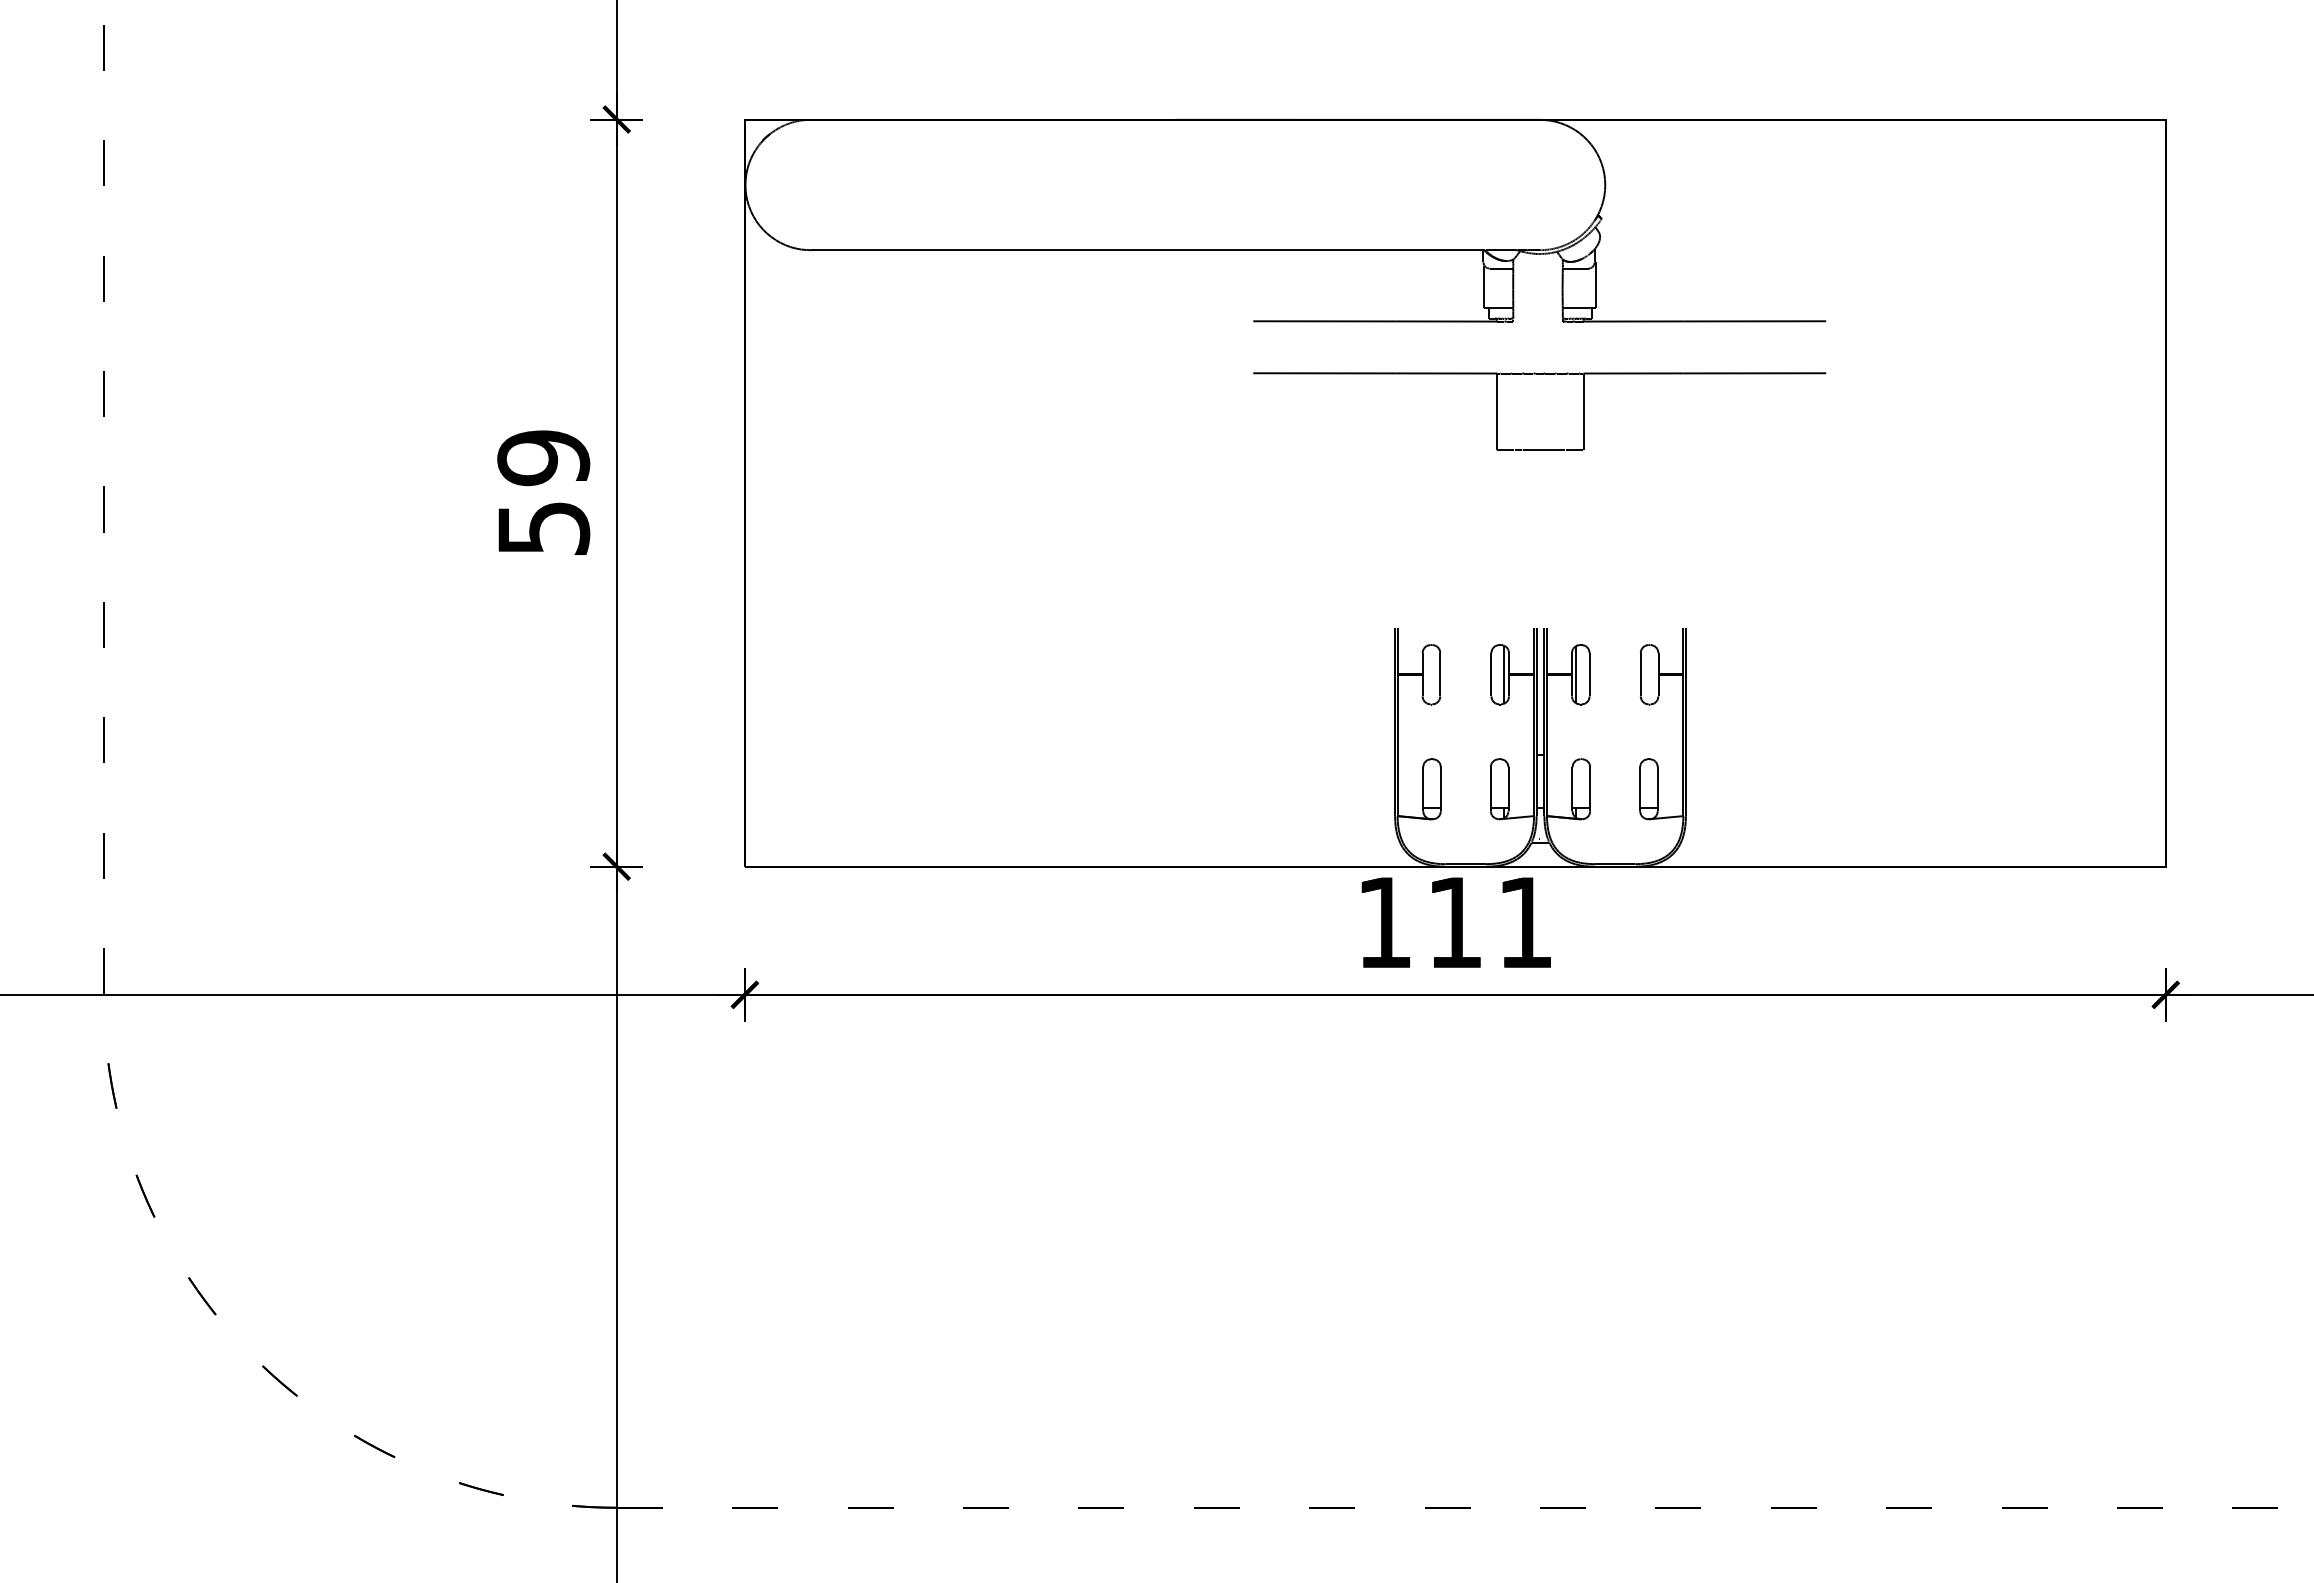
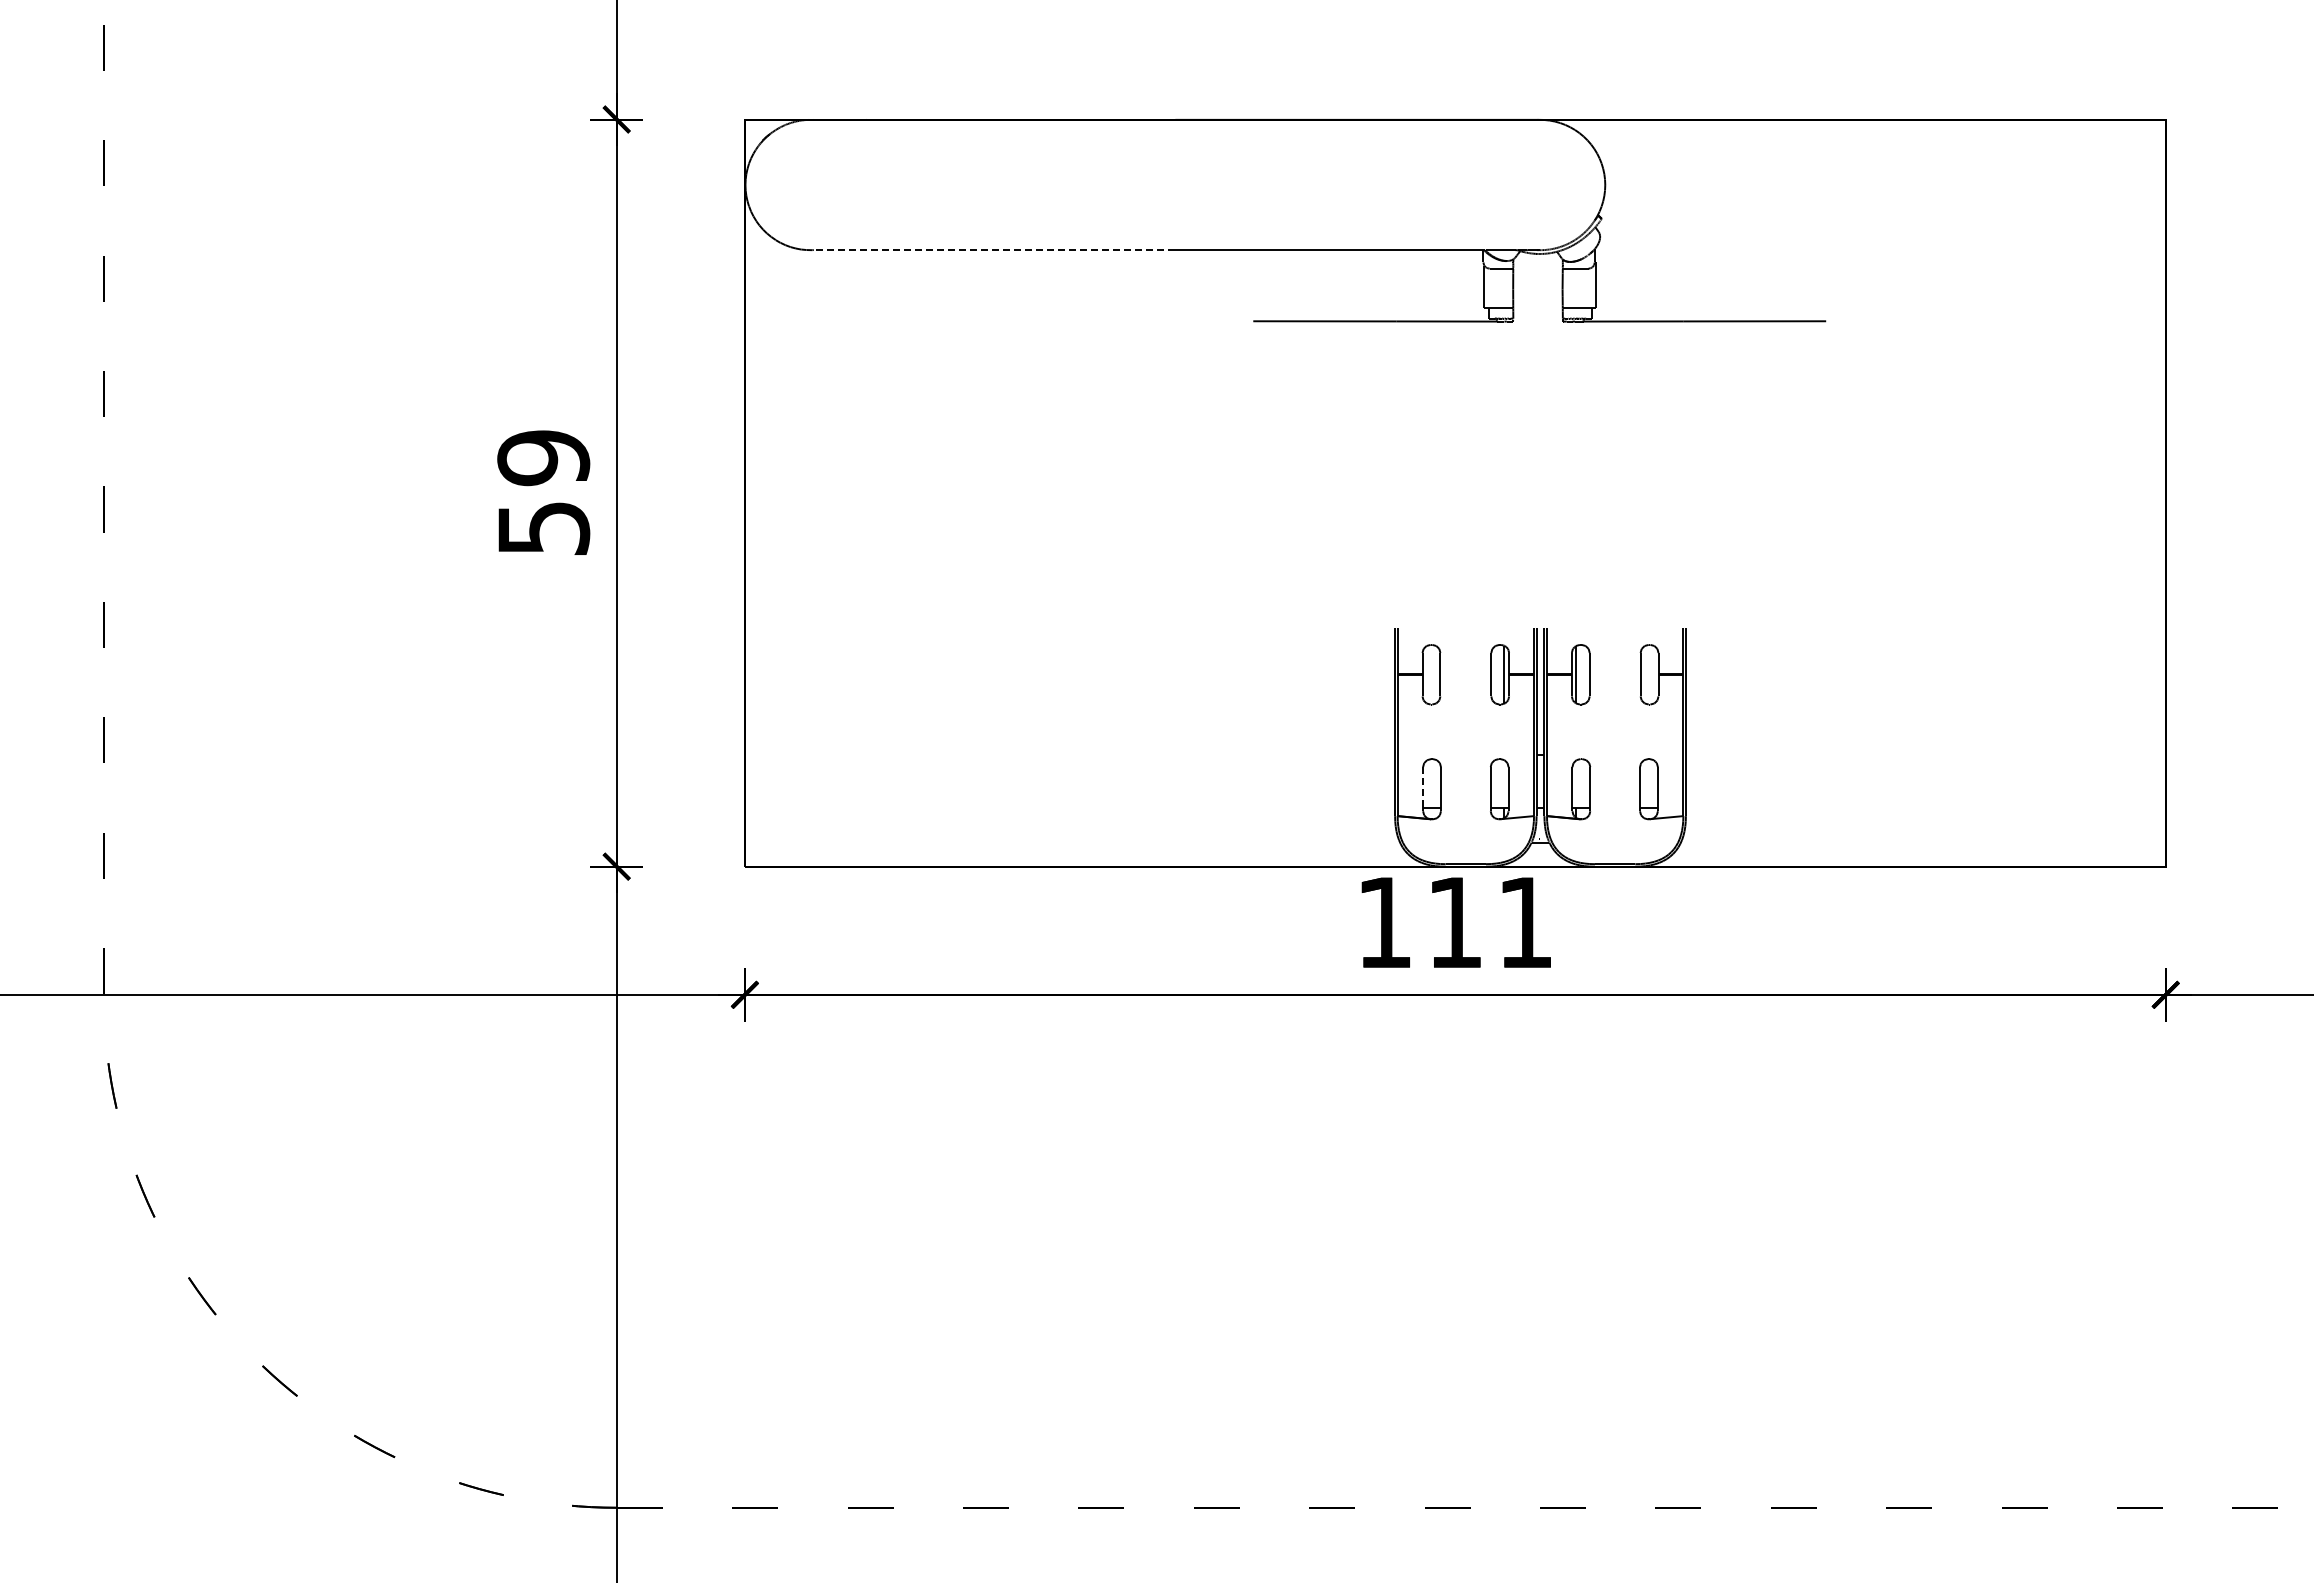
line: solid -> dashed (993, 250)
part: present -> none (1539, 374)
line: solid -> dashed (1423, 784)
